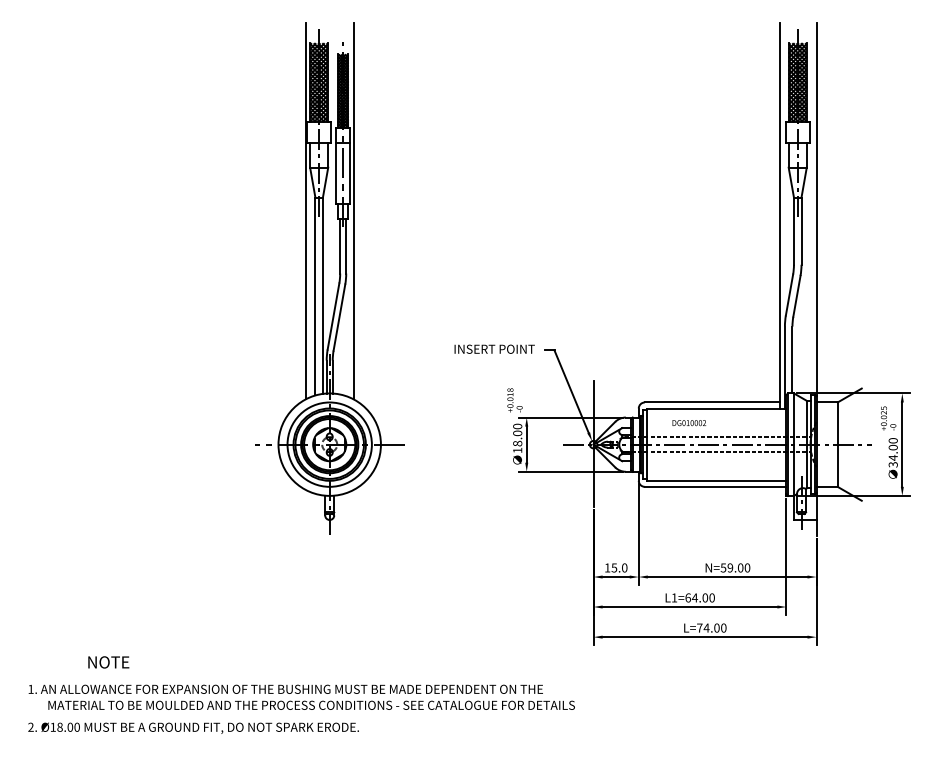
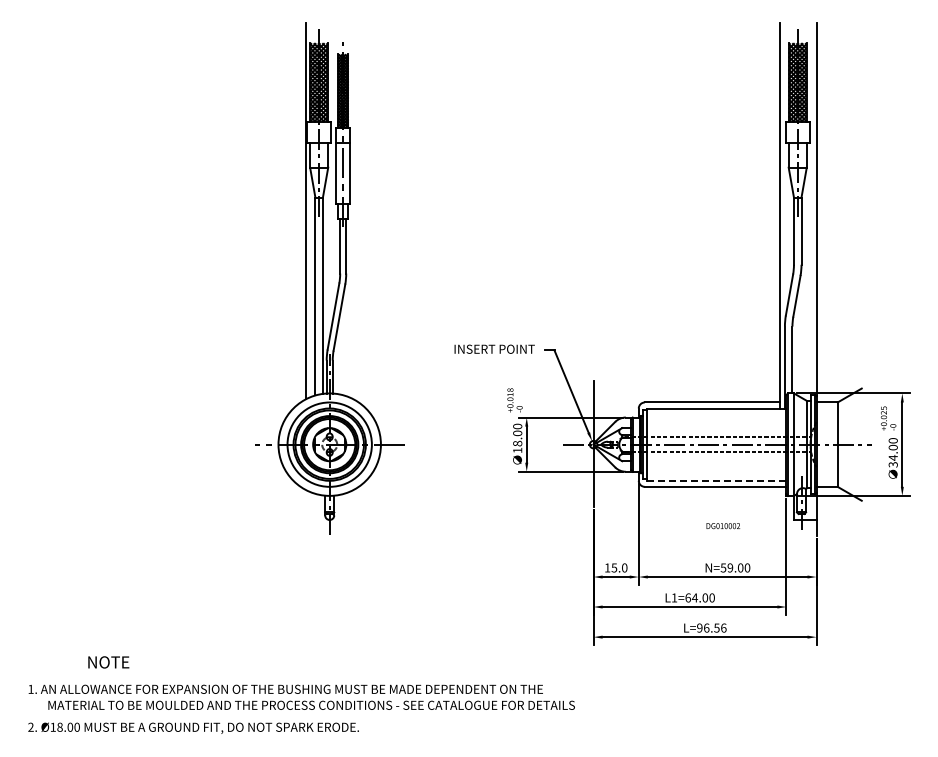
line: present -> none (353, 210)
text position: (689, 423) -> (723, 526) (723, 526)
line: solid -> dashed (716, 480)
text: L=74.00 -> L=96.56 (711, 627)
